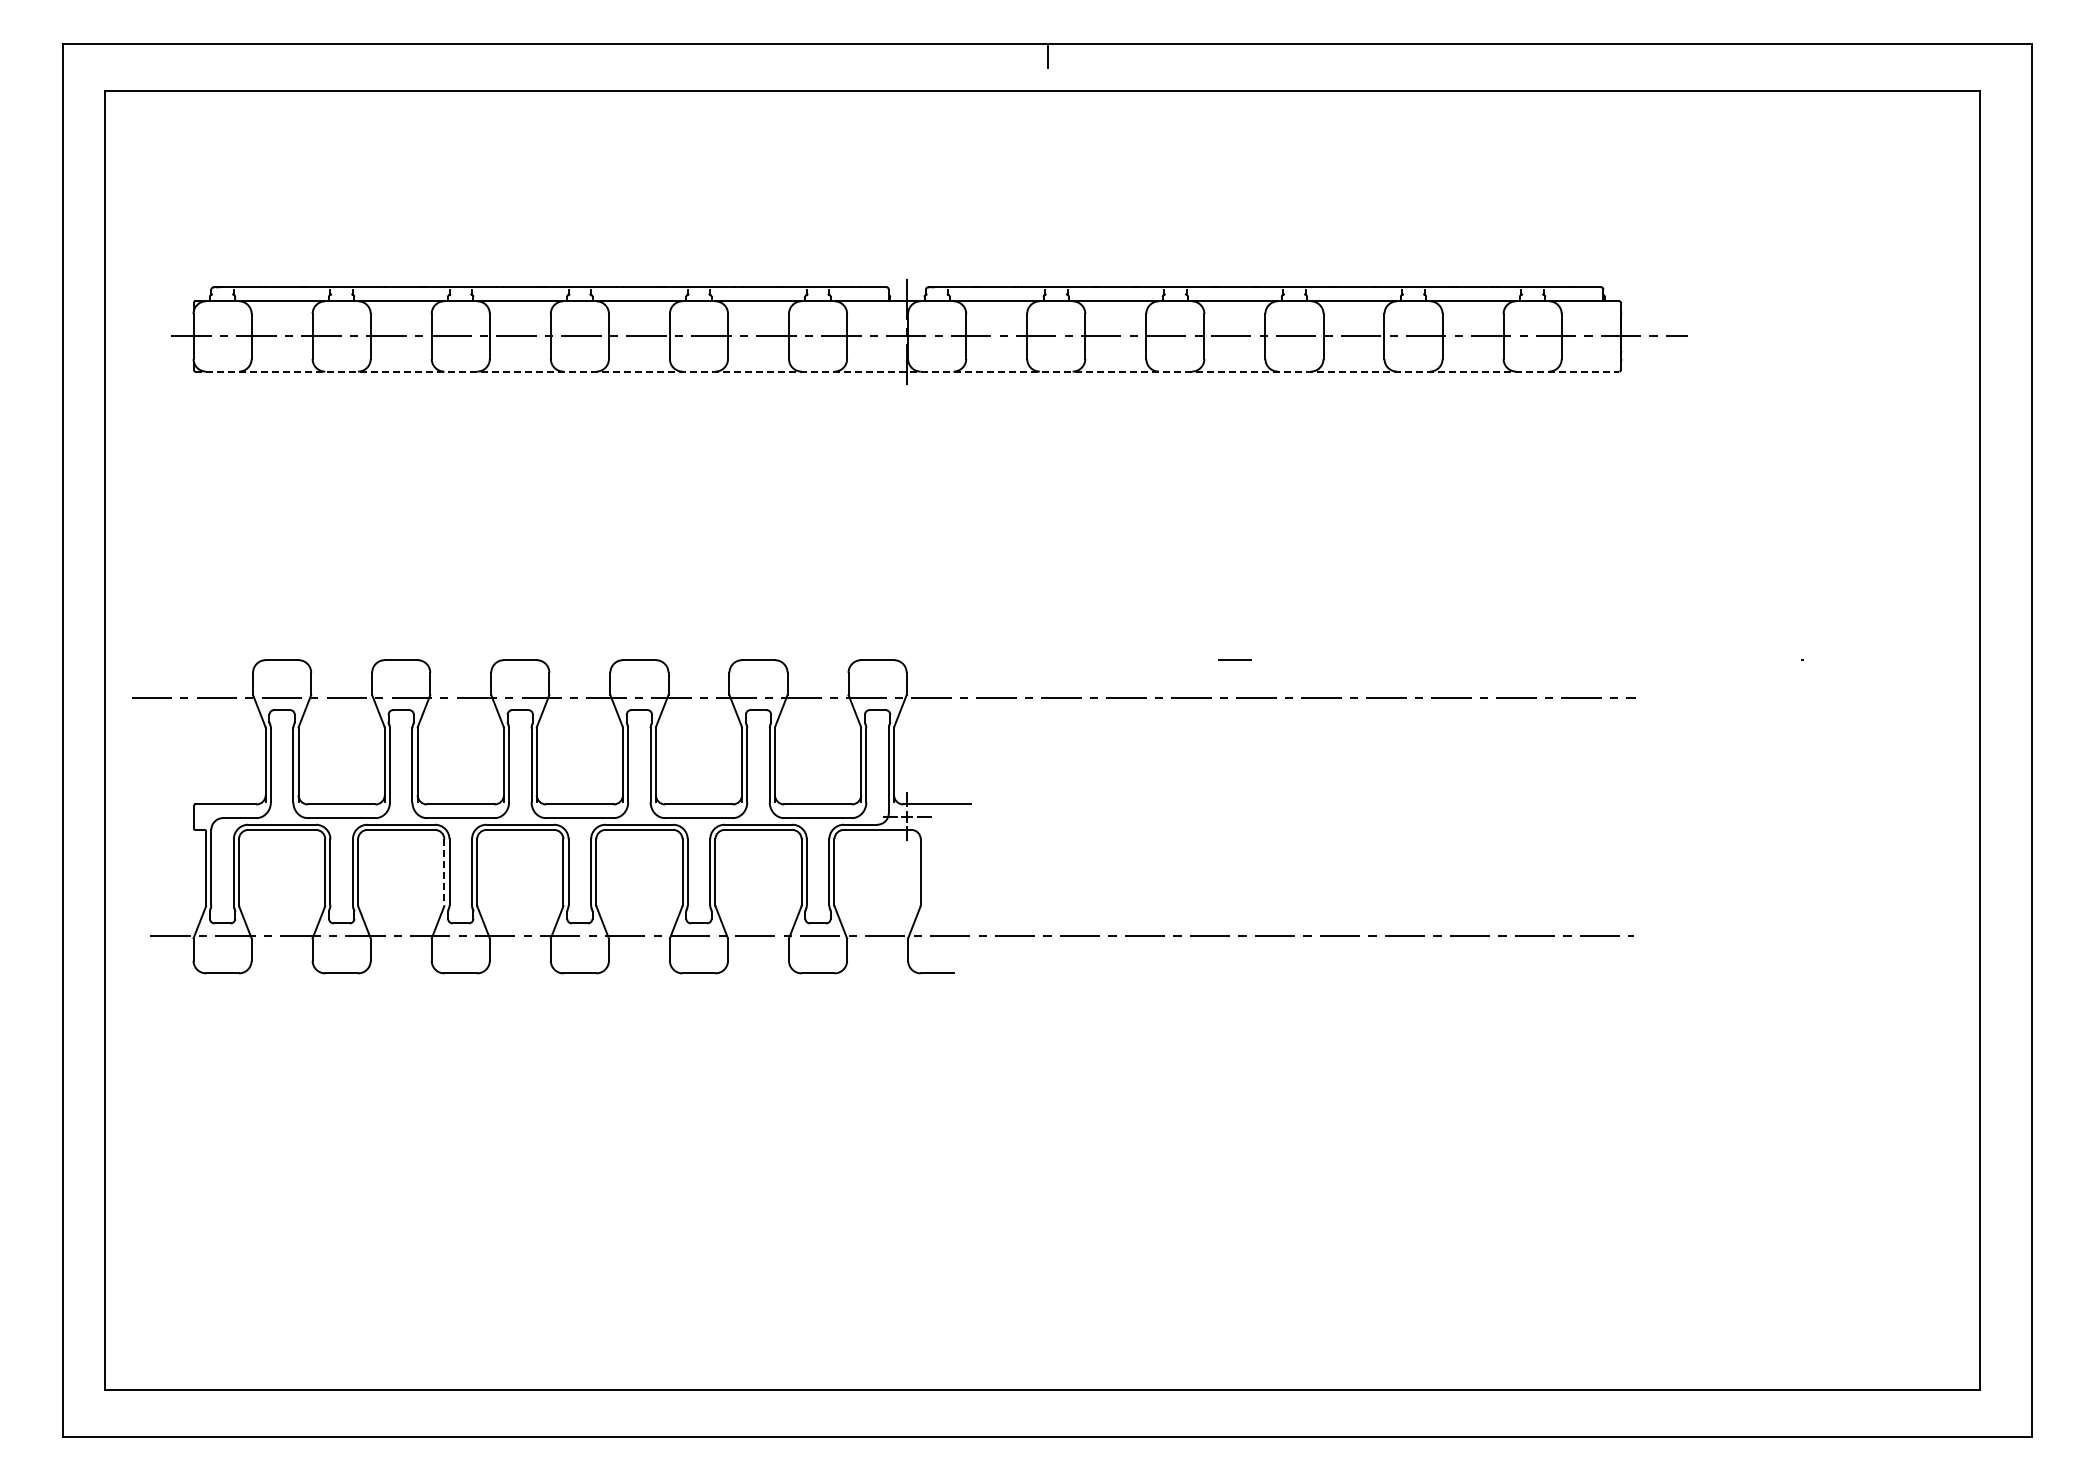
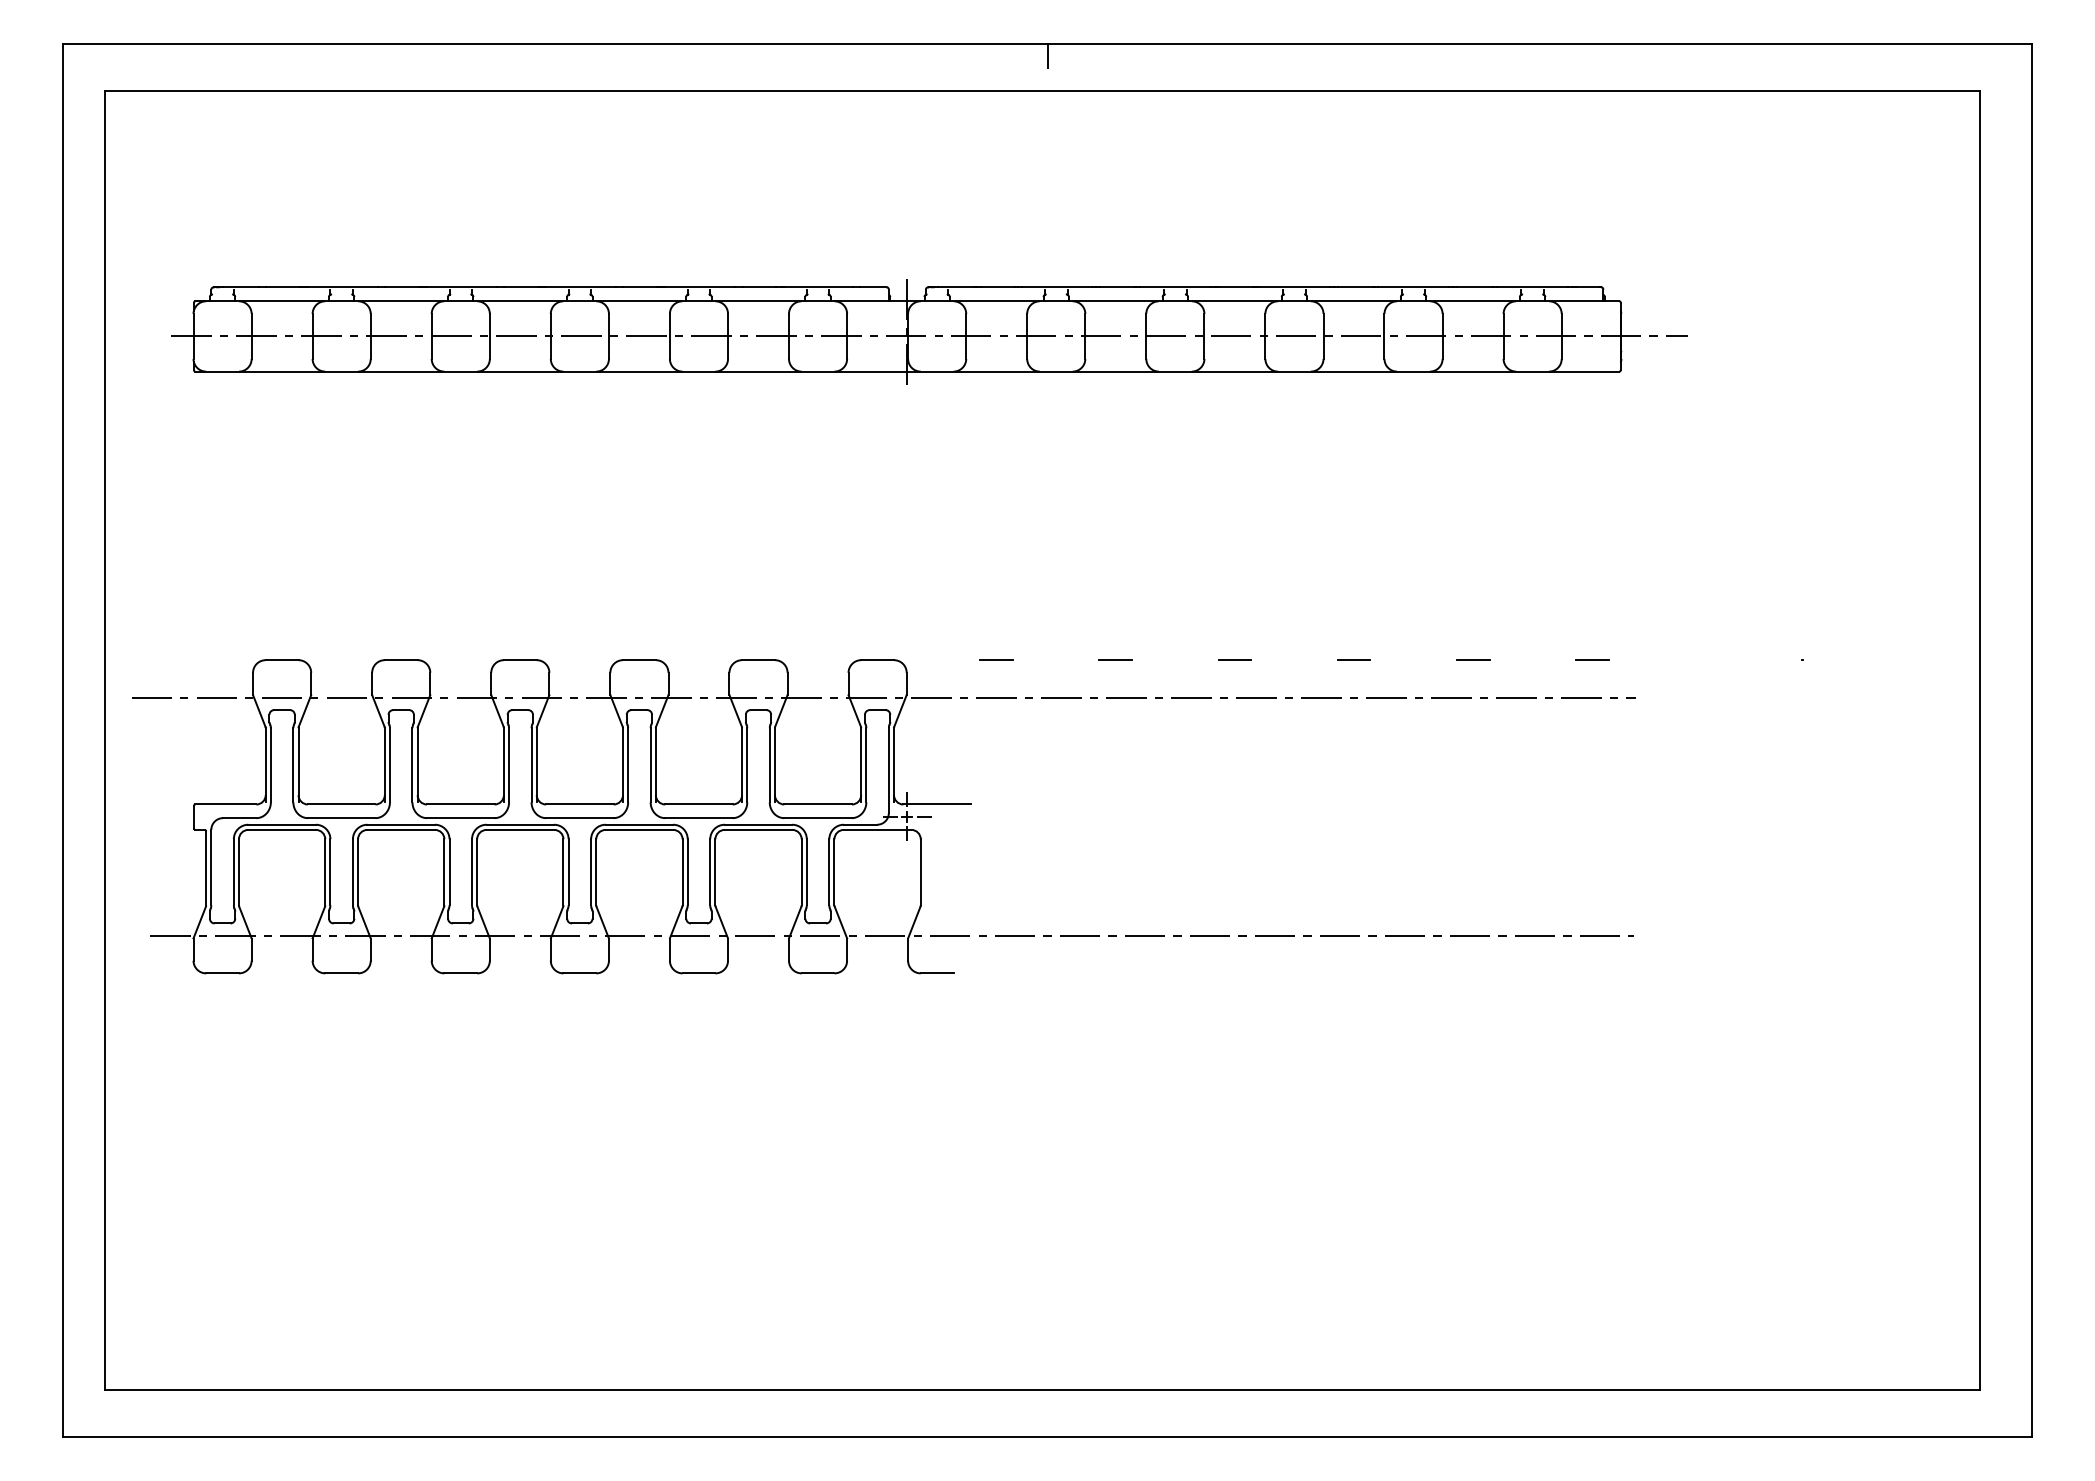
line: dashed -> solid (907, 371)
line: none -> present (1353, 659)
line: none -> present (996, 660)
line: none -> present (1115, 660)
line: none -> present (1472, 660)
line: none -> present (1591, 660)
line: dashed -> solid (444, 872)
